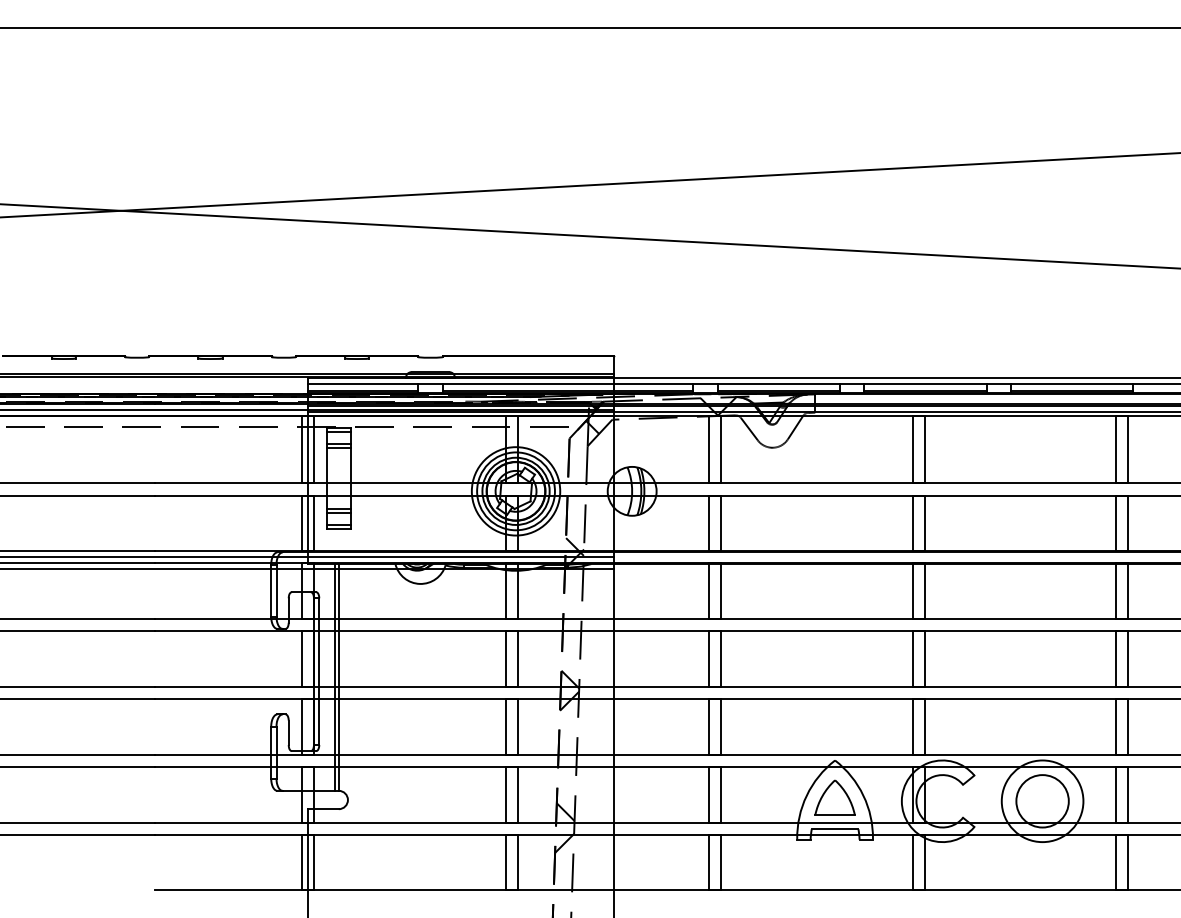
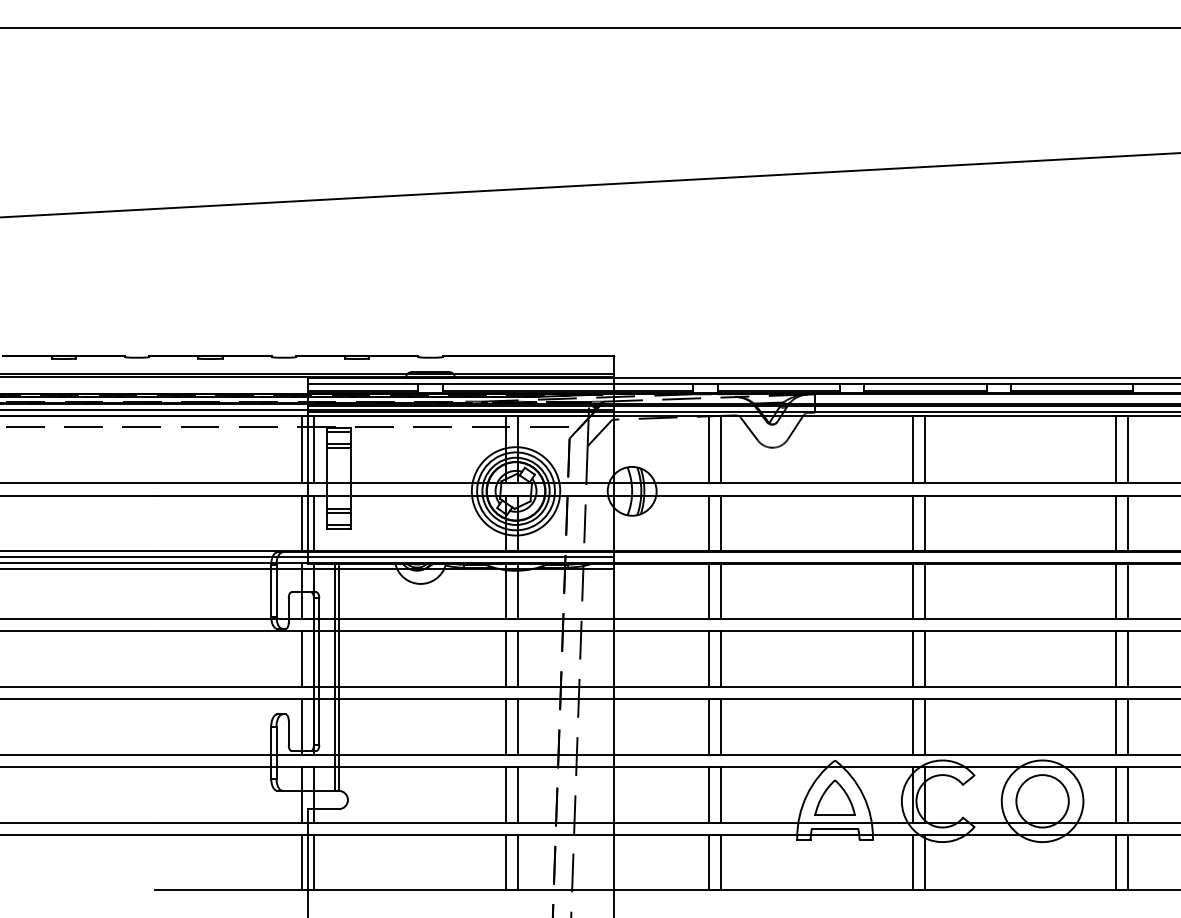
line: present -> none (589, 236)
hatch: present -> none (645, 624)
